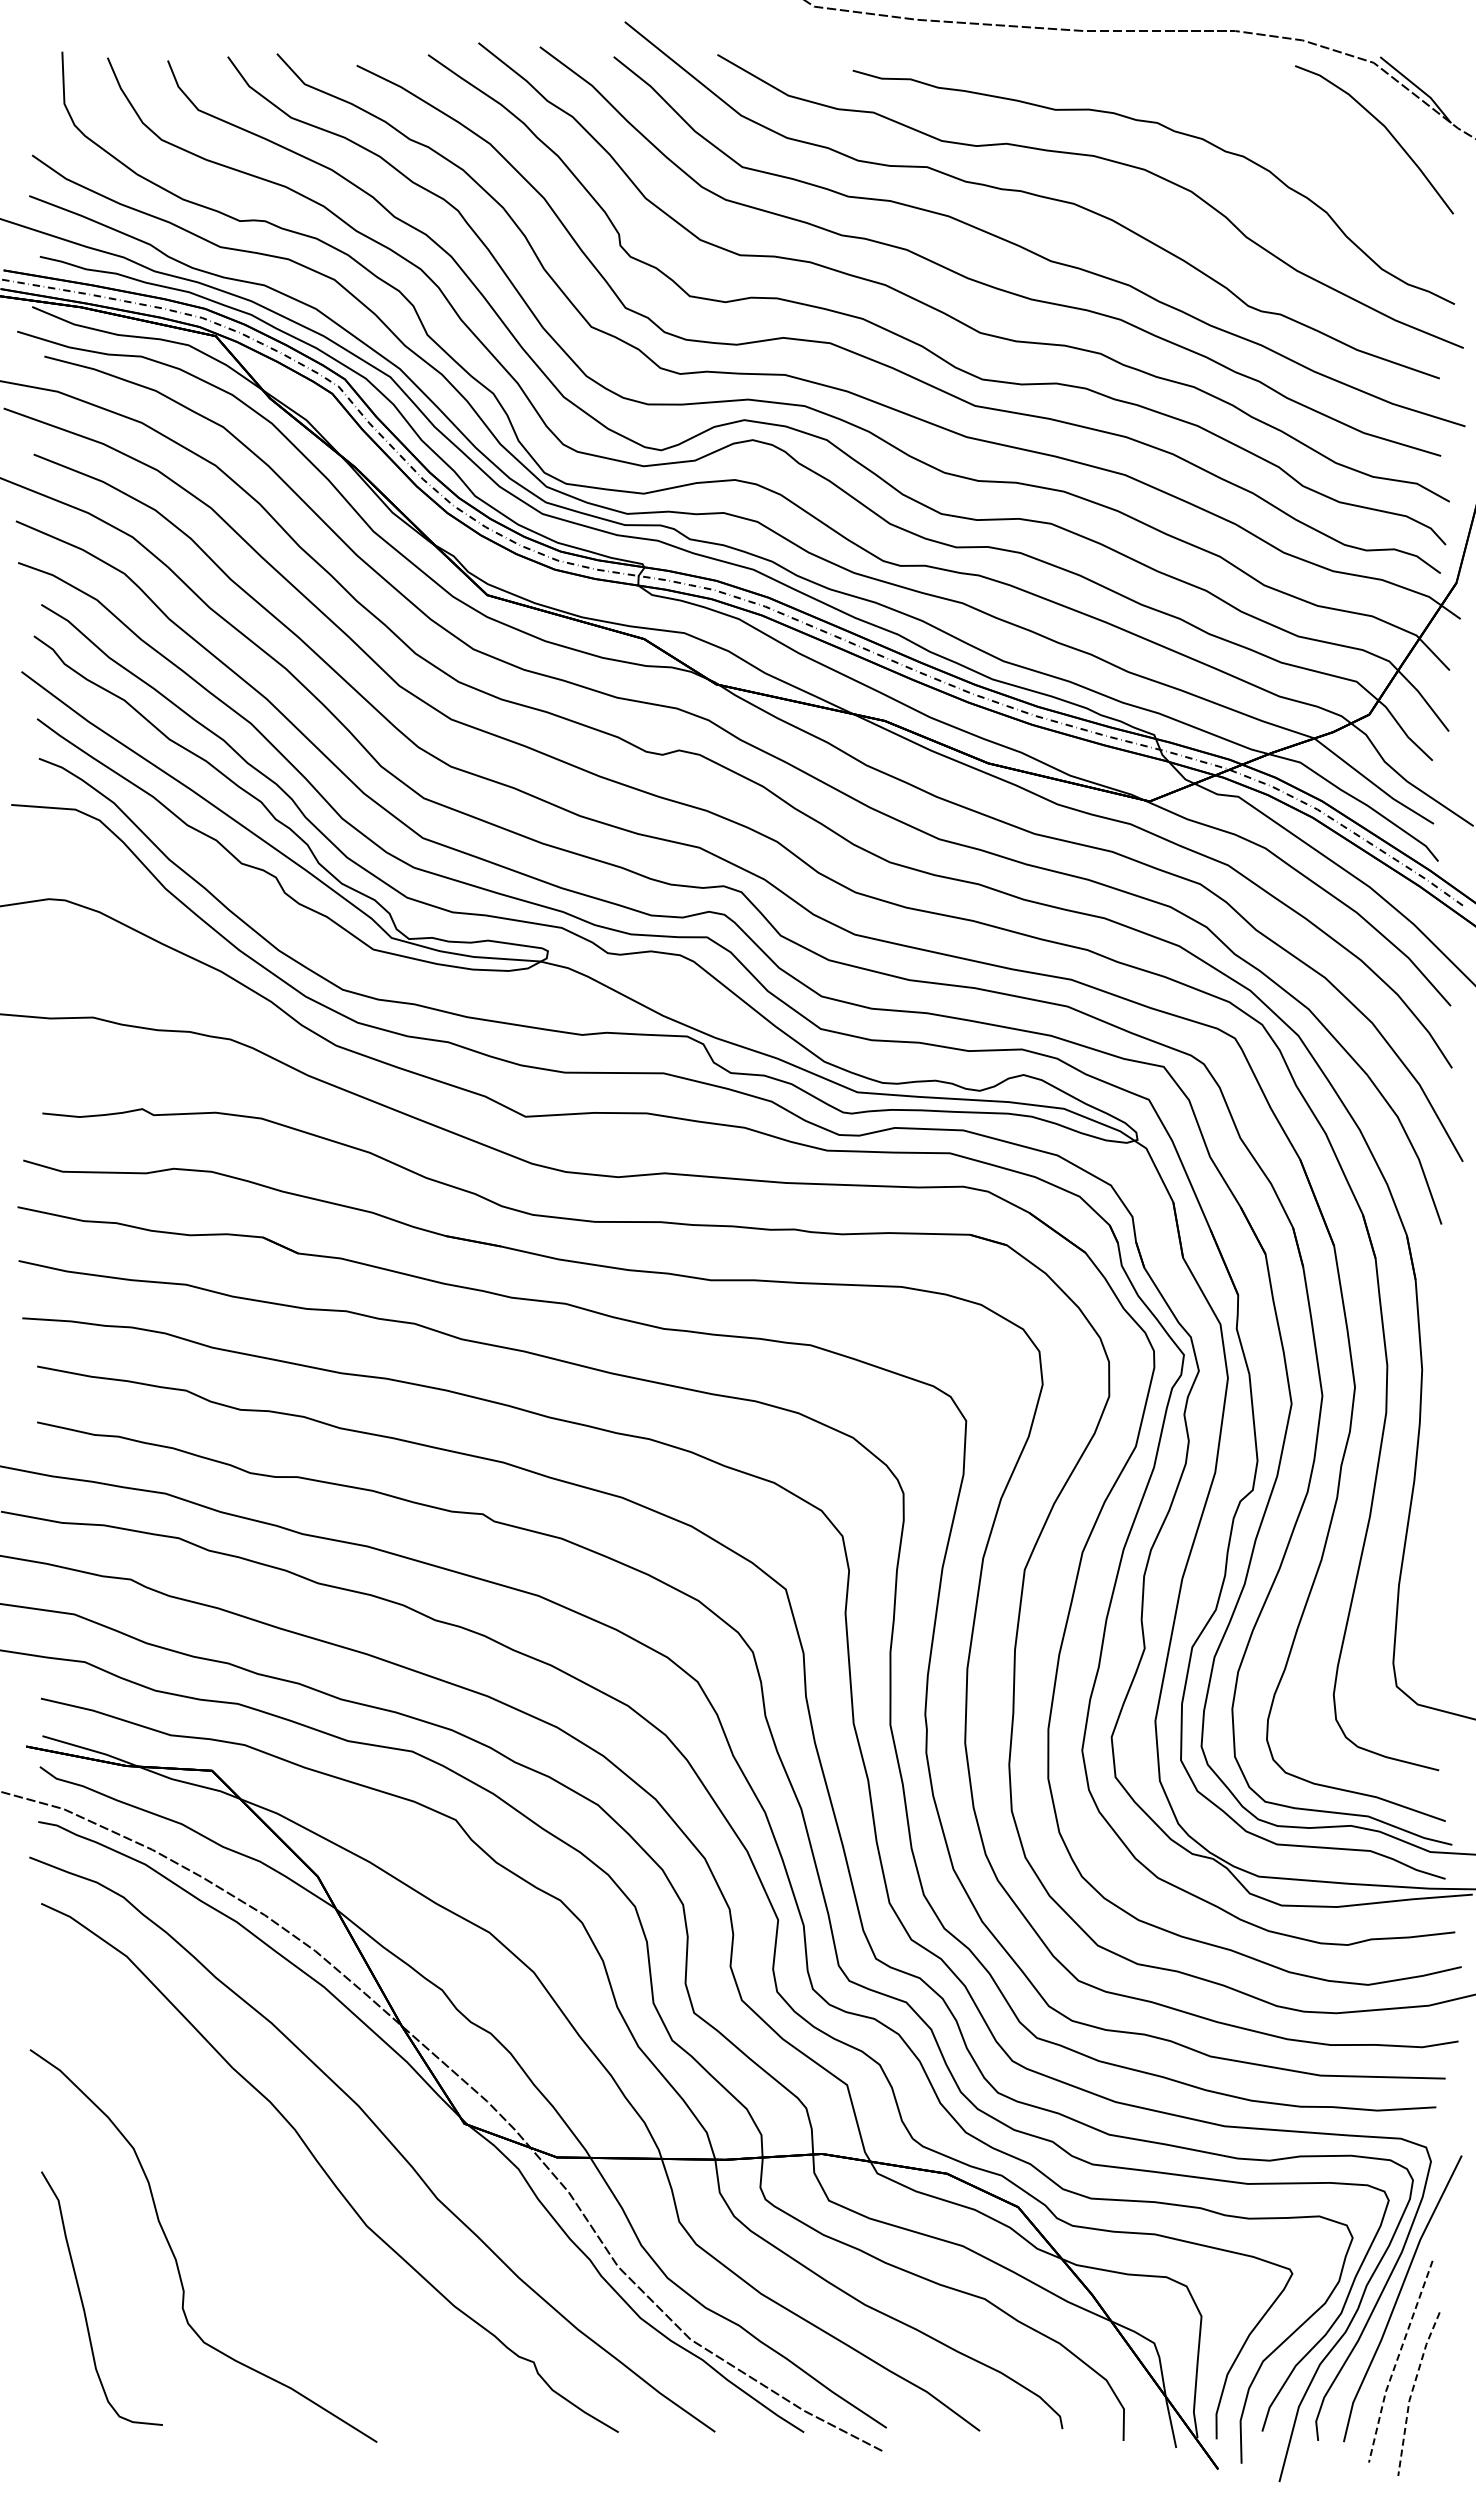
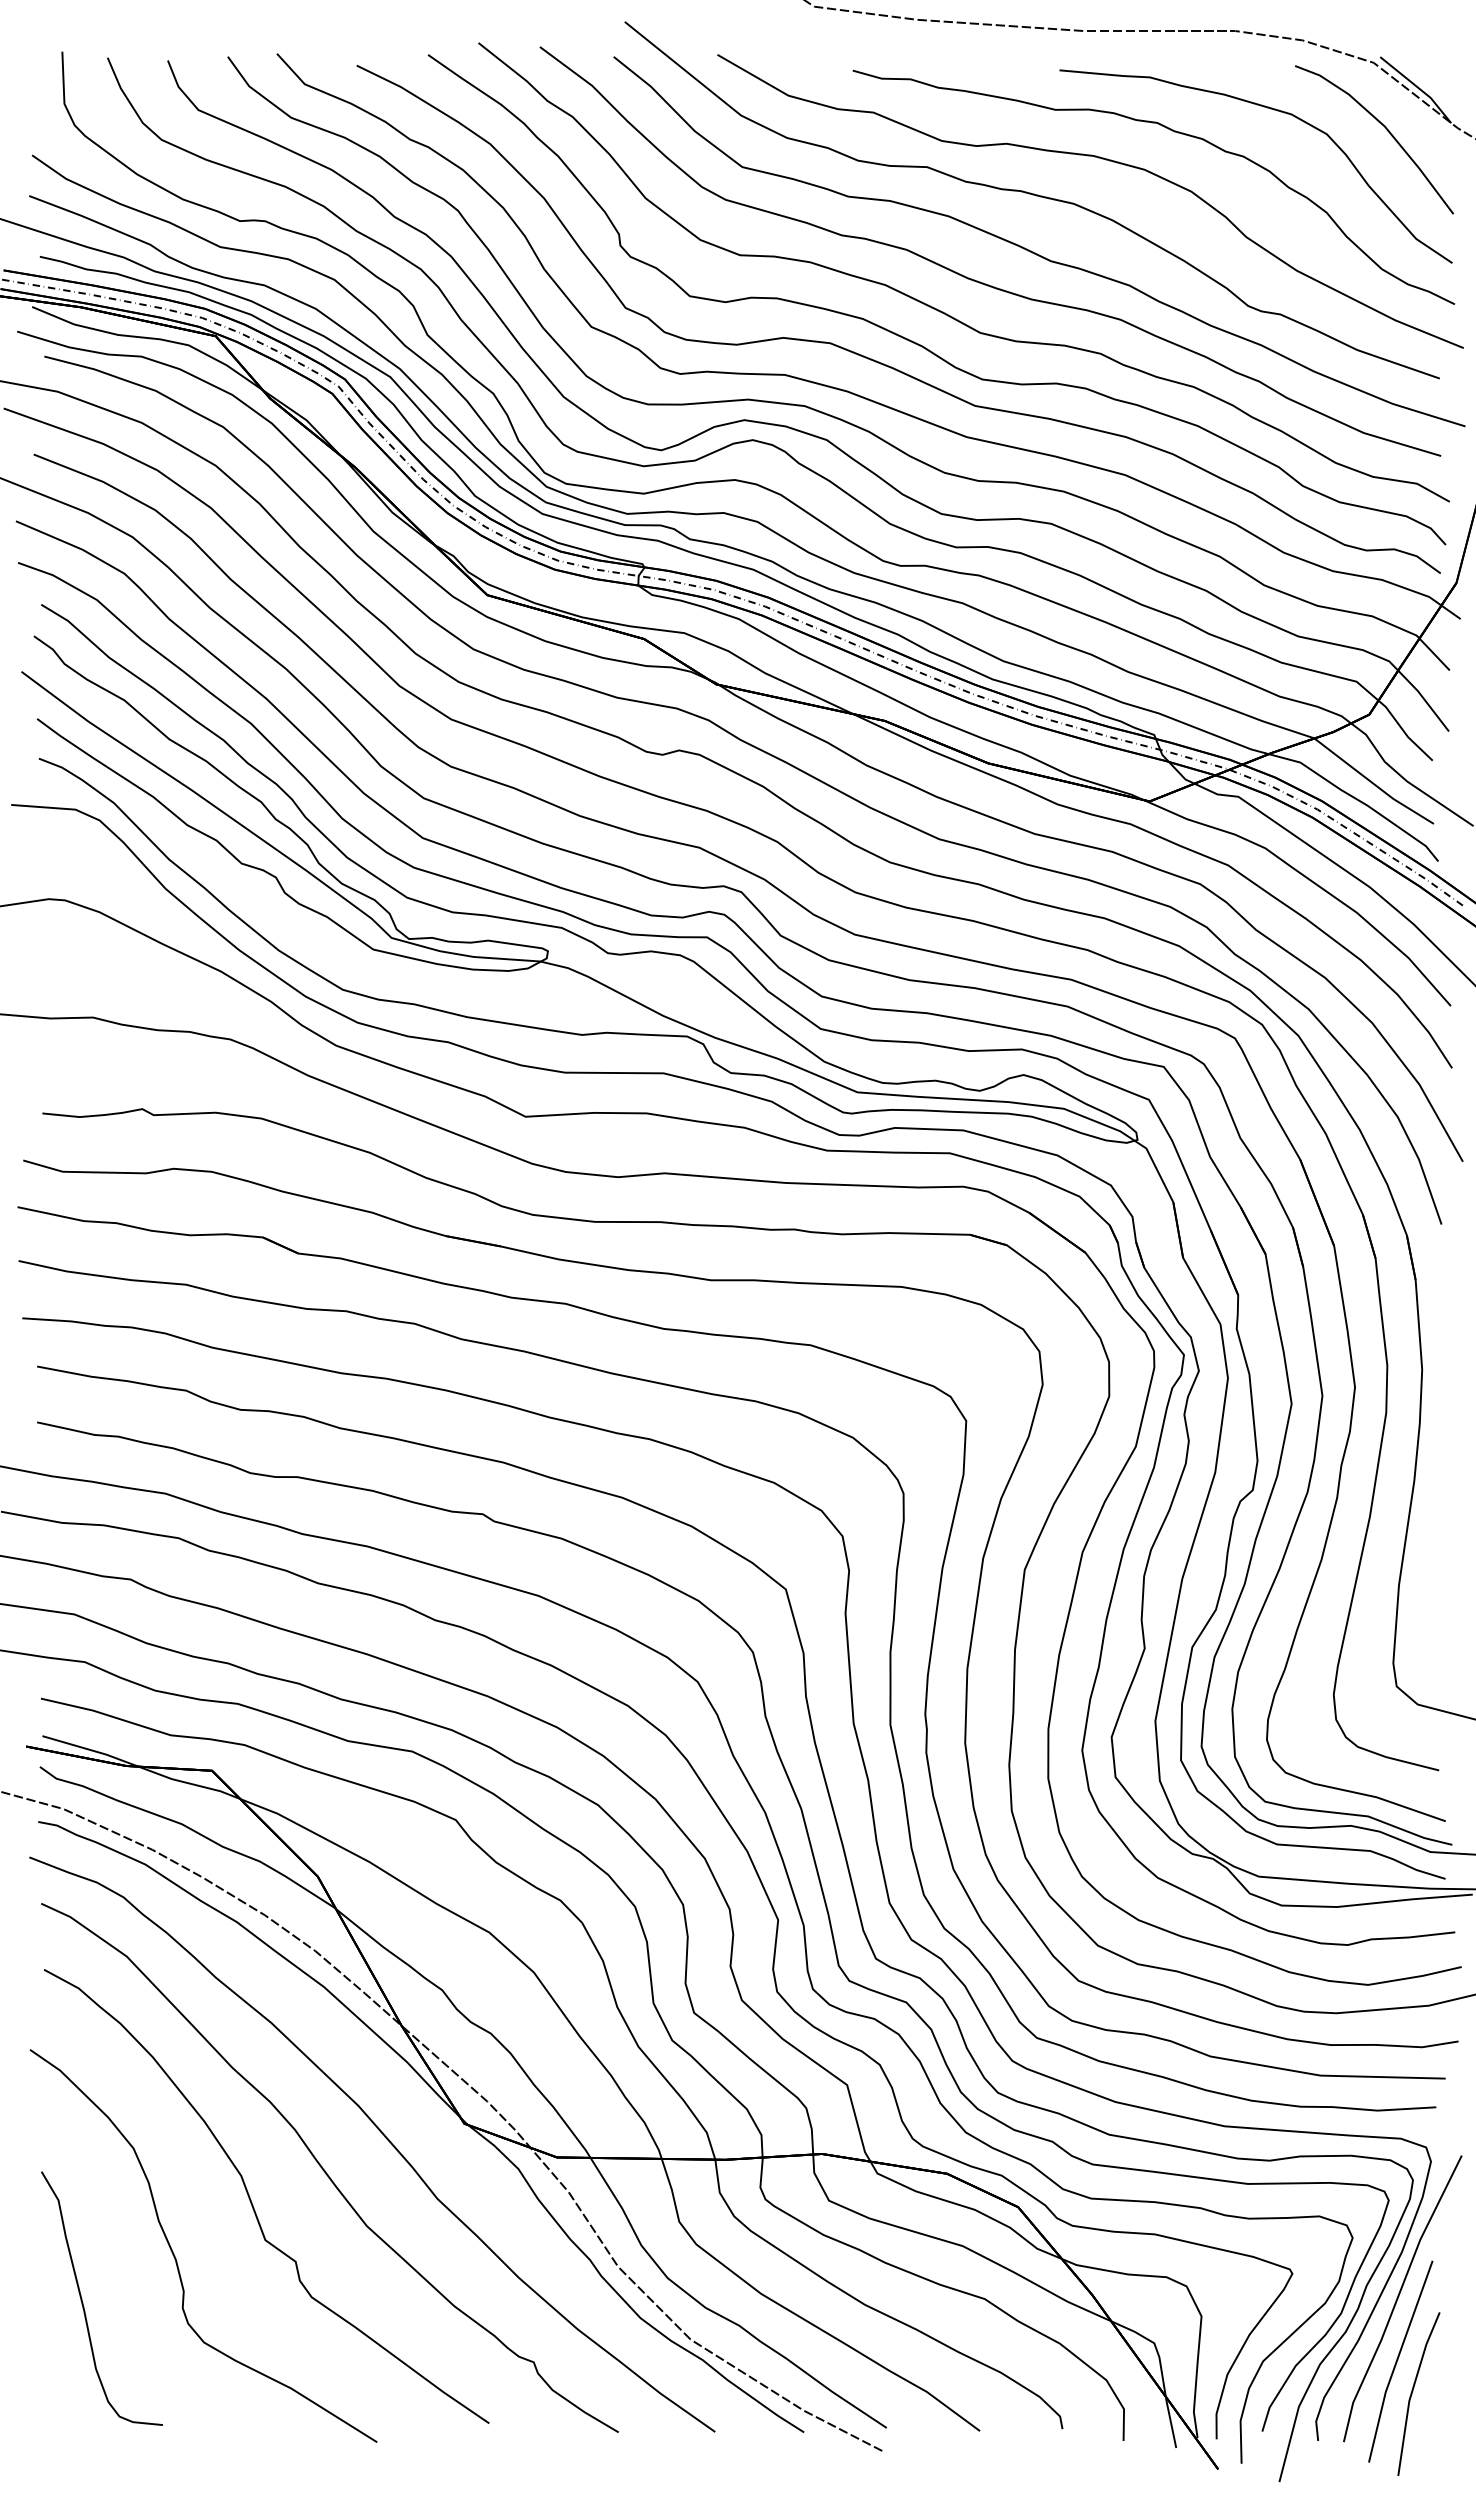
curve: none -> present (1270, 109)
curve: none -> present (252, 2202)
line: dashed -> solid (1396, 2361)
line: dashed -> solid (1411, 2392)
